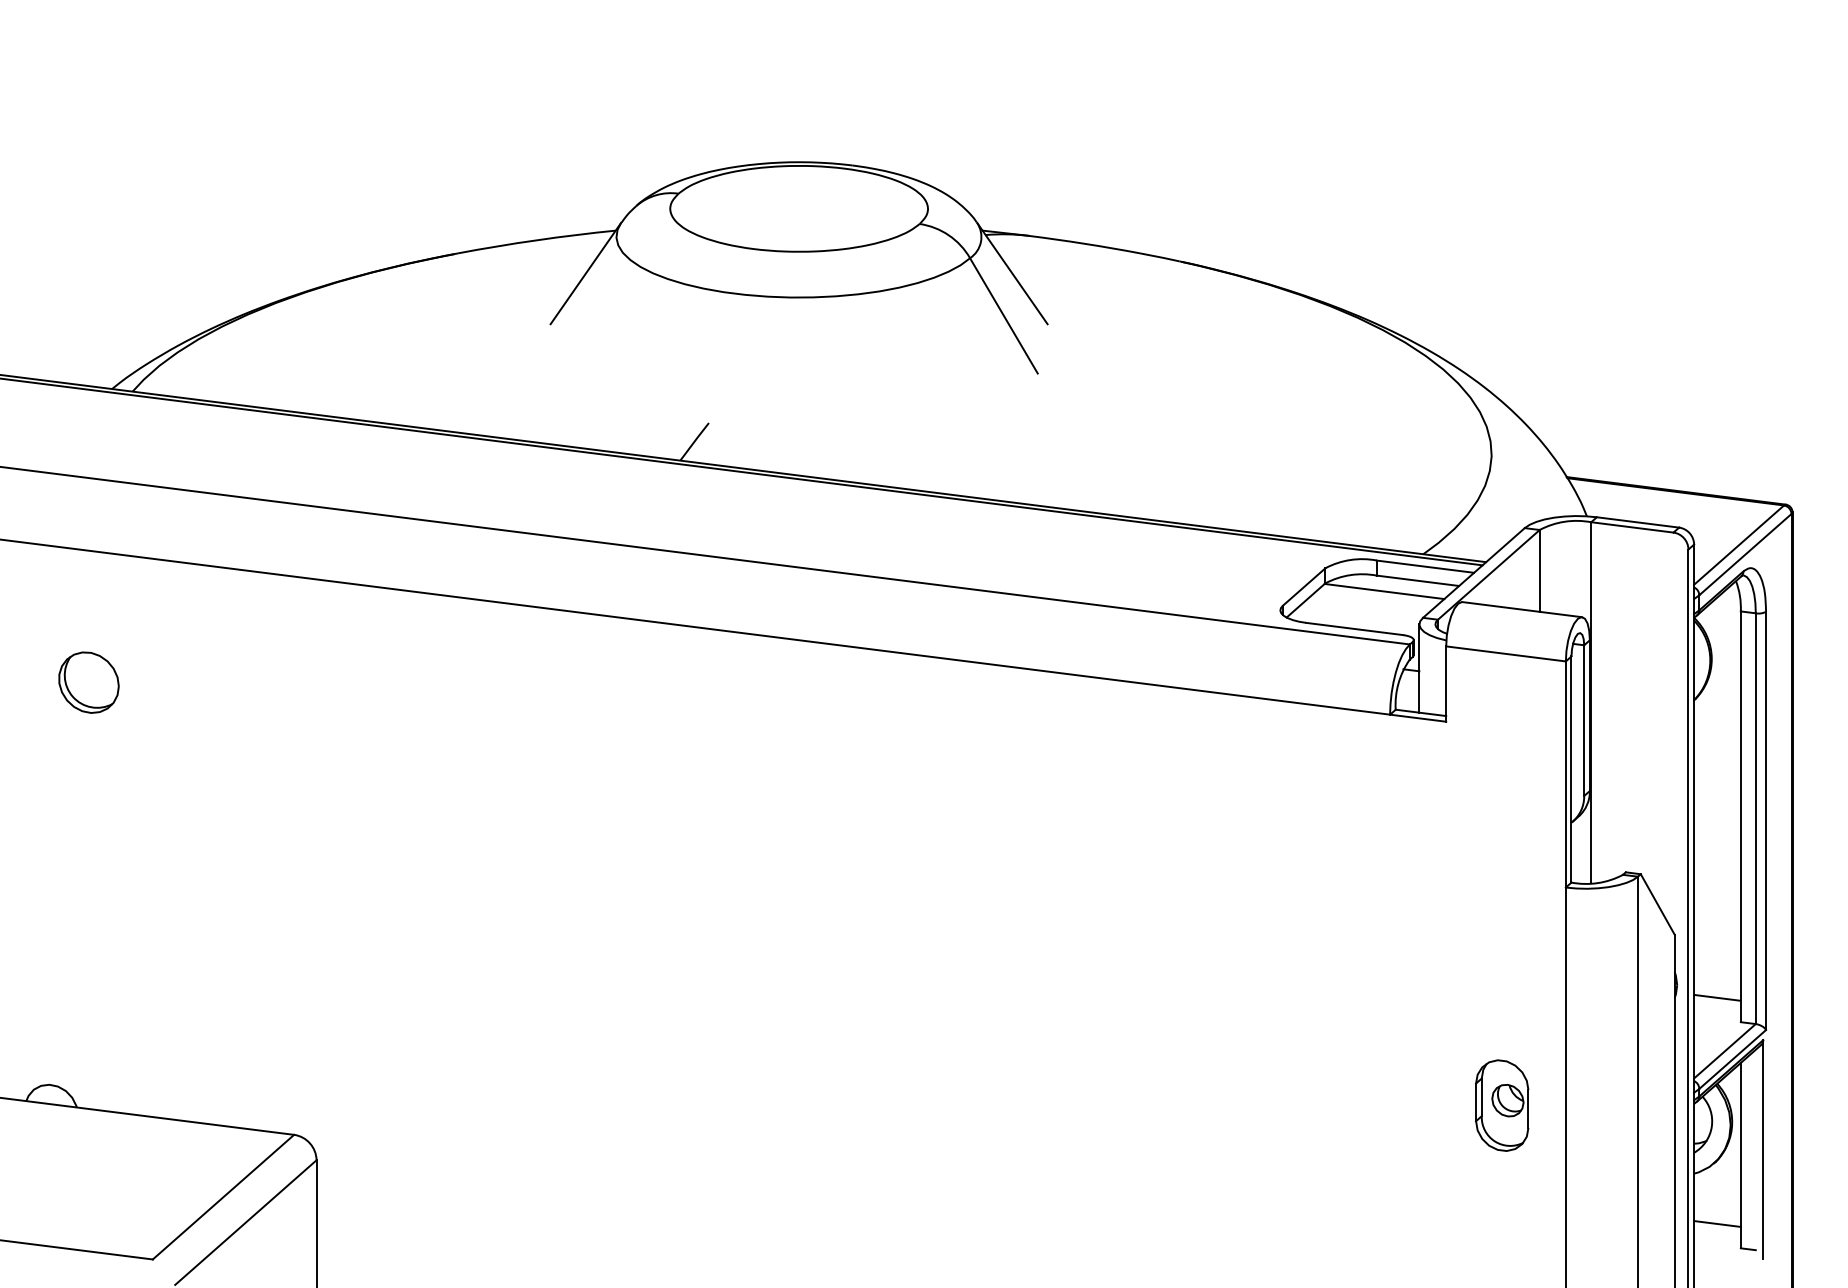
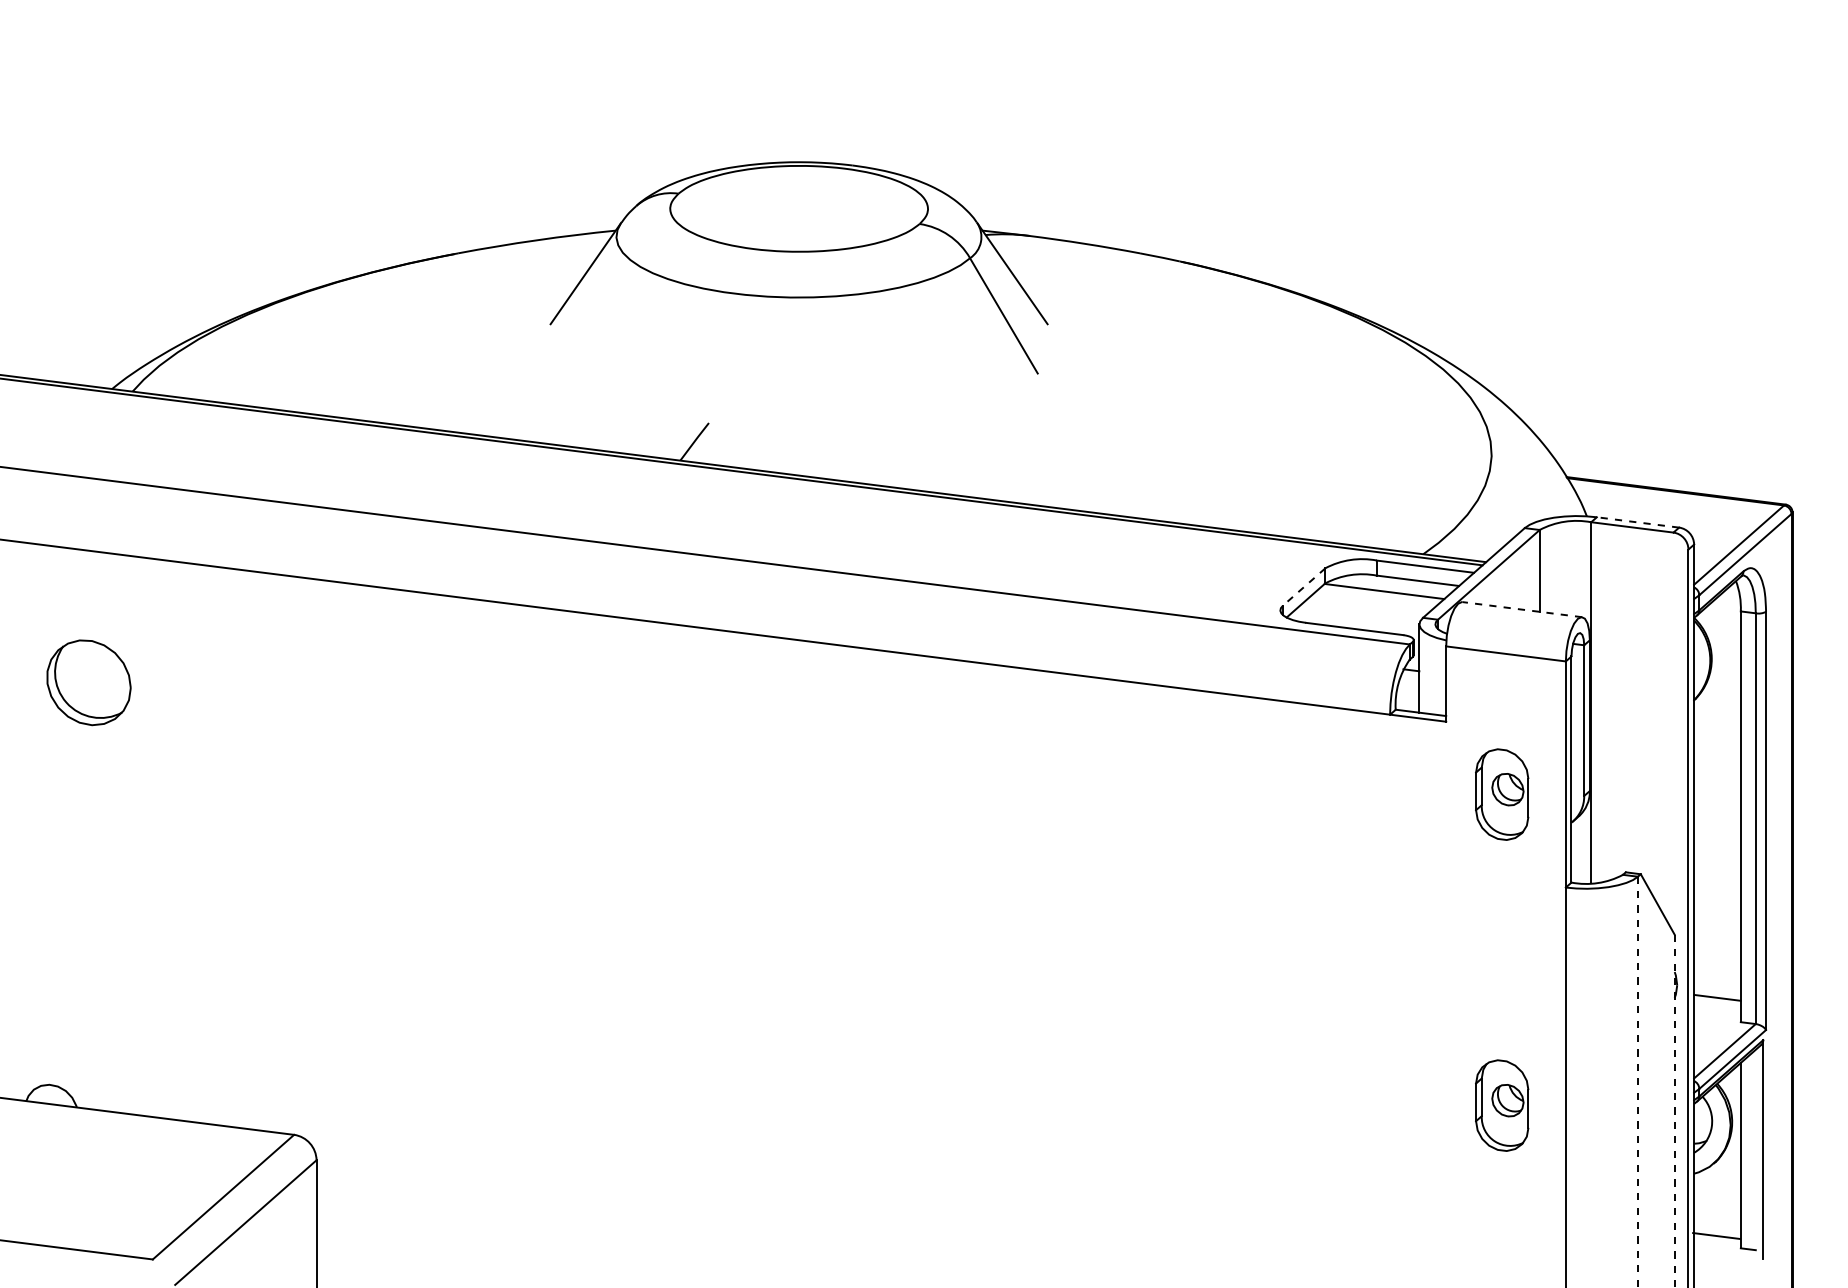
line: solid -> dashed (1637, 522)
line: solid -> dashed (1303, 587)
line: solid -> dashed (1521, 609)
part size: 62x63 px -> 86x88 px (88, 682)
part: none -> present (1502, 794)
line: solid -> dashed (1637, 1082)
line: solid -> dashed (1674, 1111)
line position: (1717, 1223) -> (1716, 1235) (1716, 1235)
